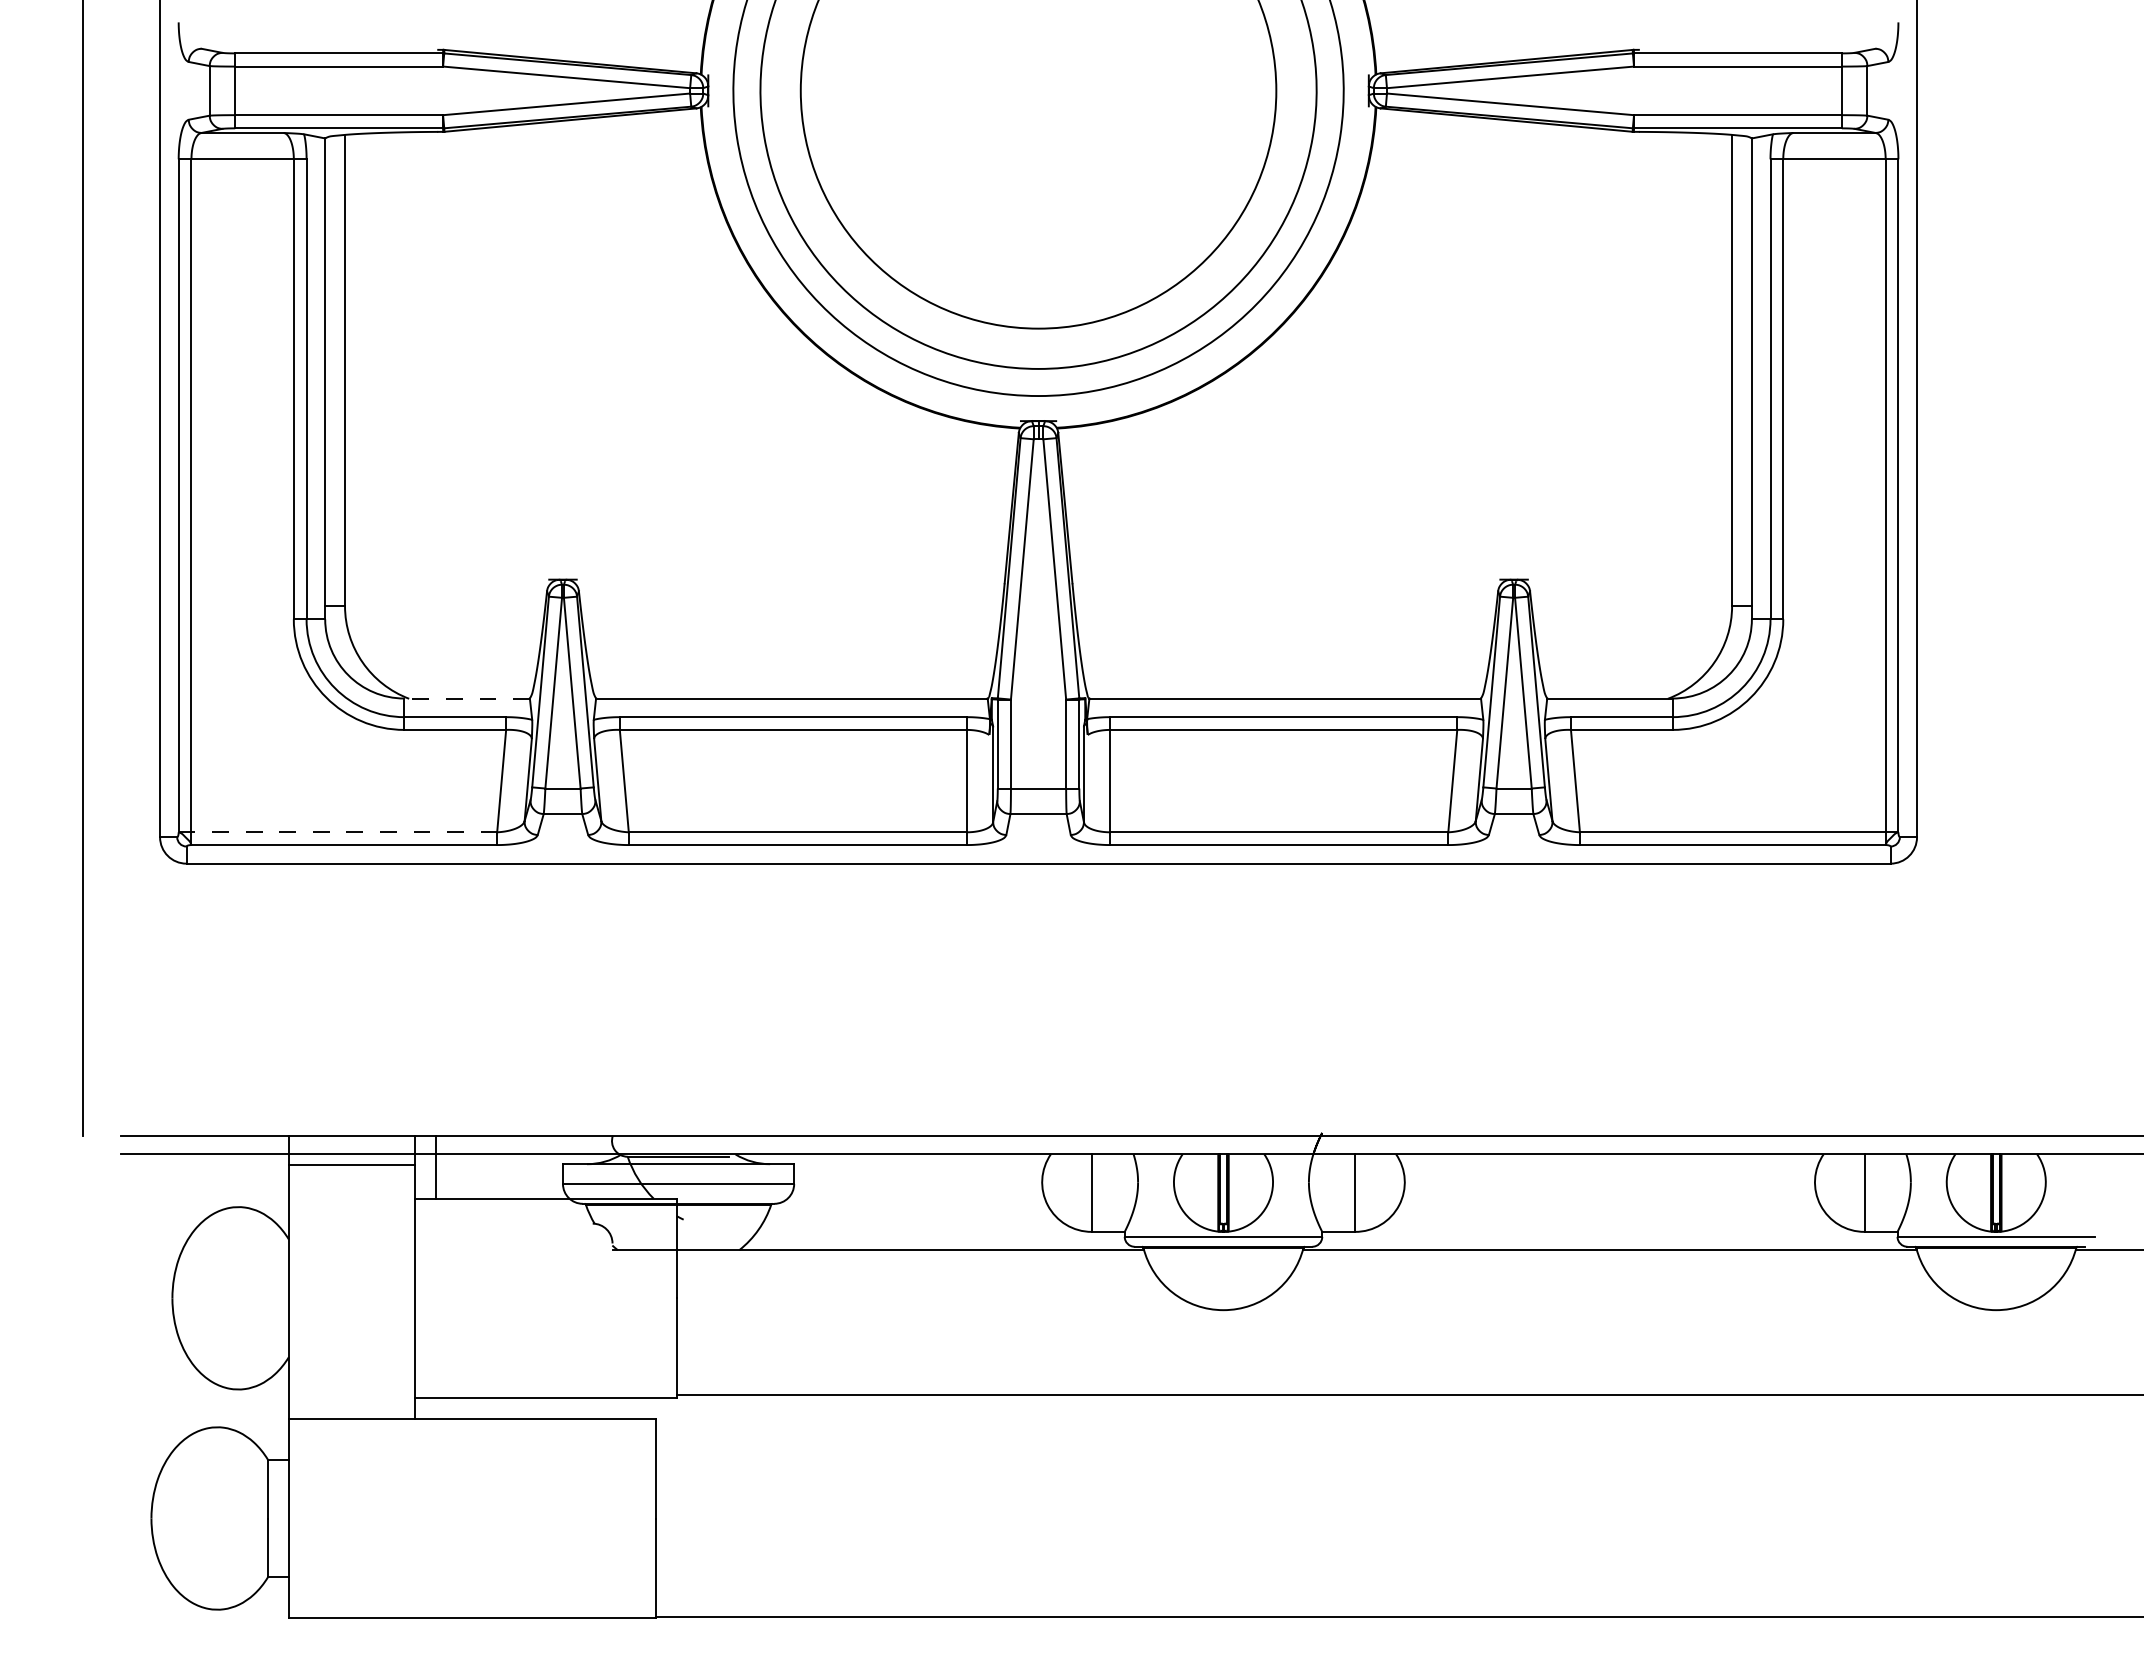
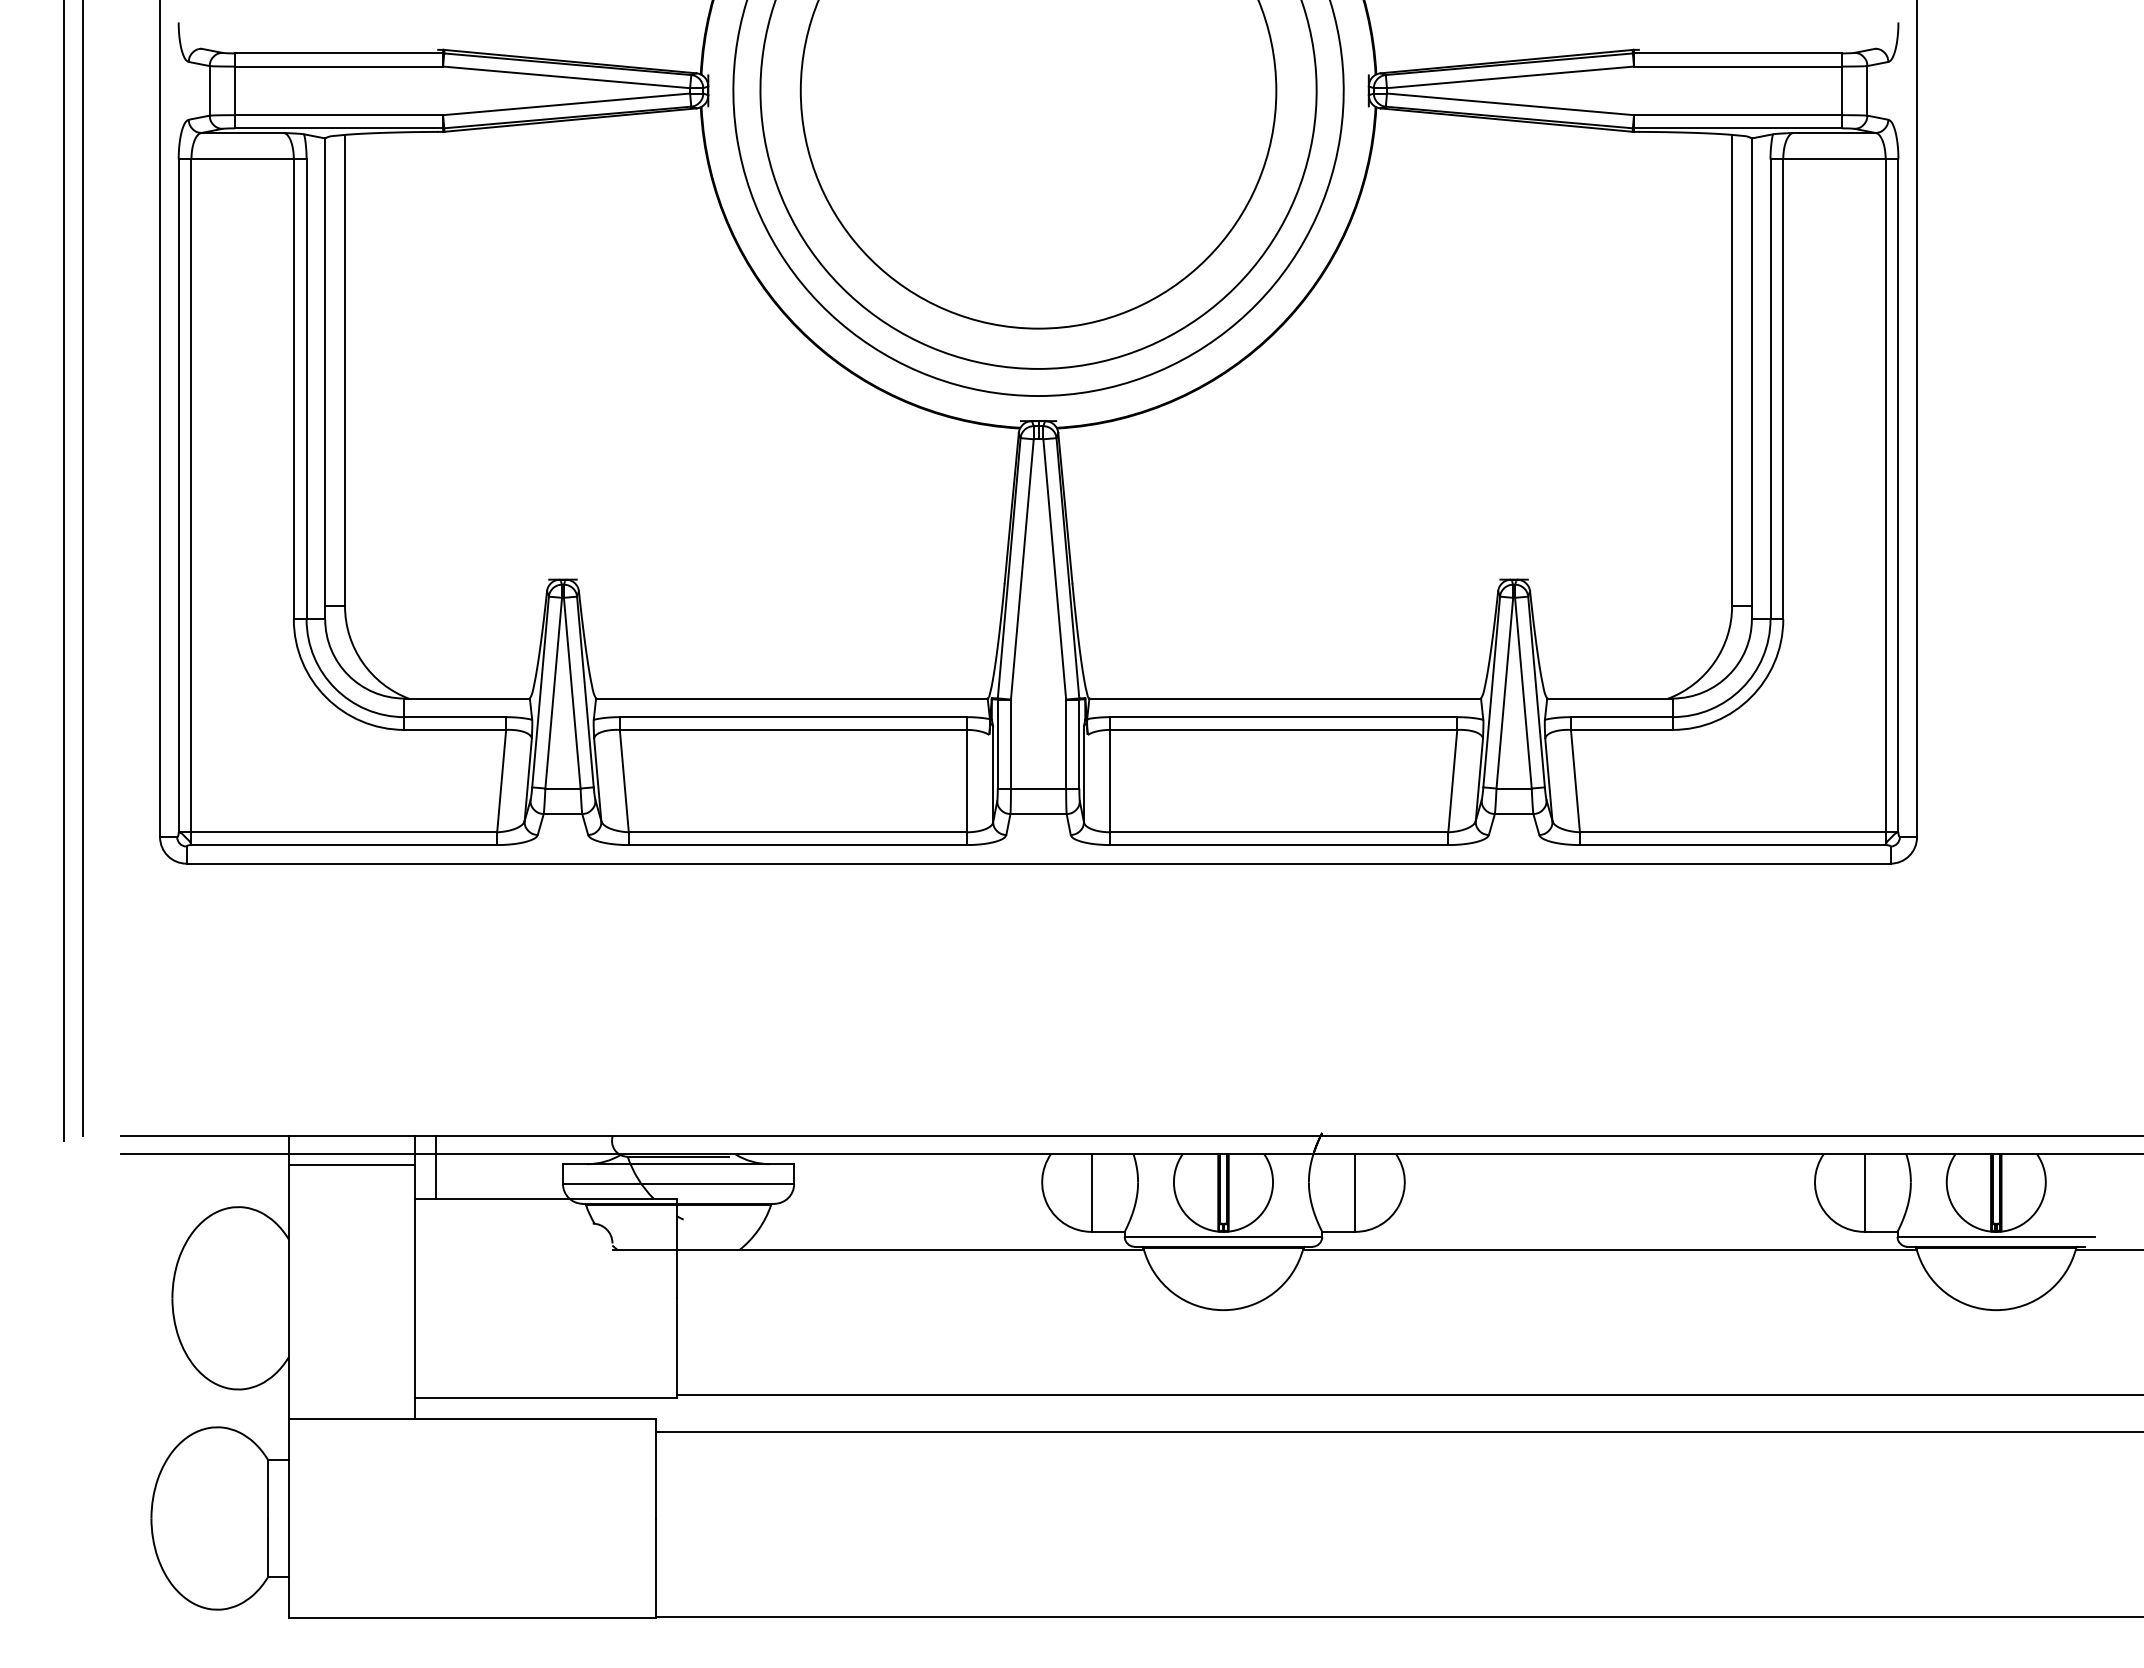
line: none -> present (64, 571)
line: dashed -> solid (467, 698)
line: dashed -> solid (338, 832)
line: none -> present (1397, 1431)
